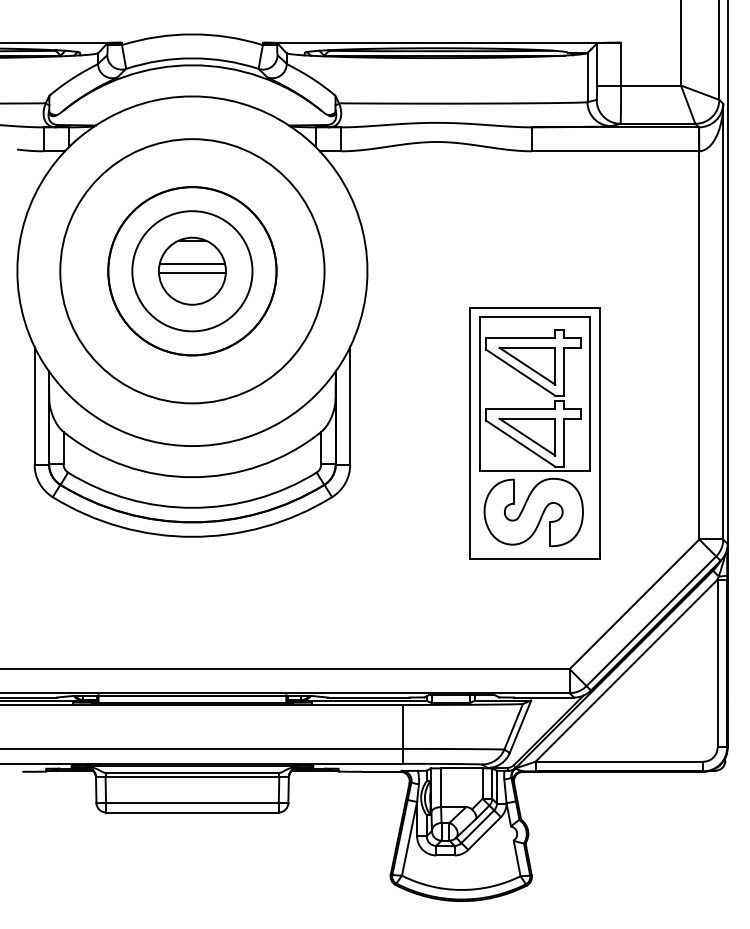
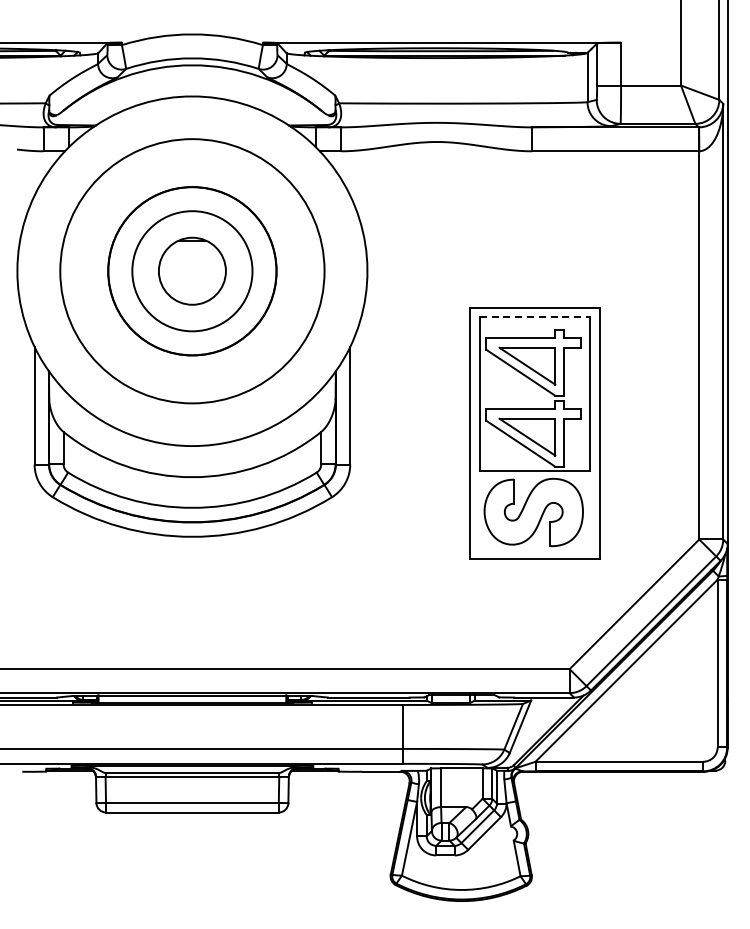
line: present -> none (192, 264)
line: present -> none (191, 272)
line: solid -> dashed (535, 317)
